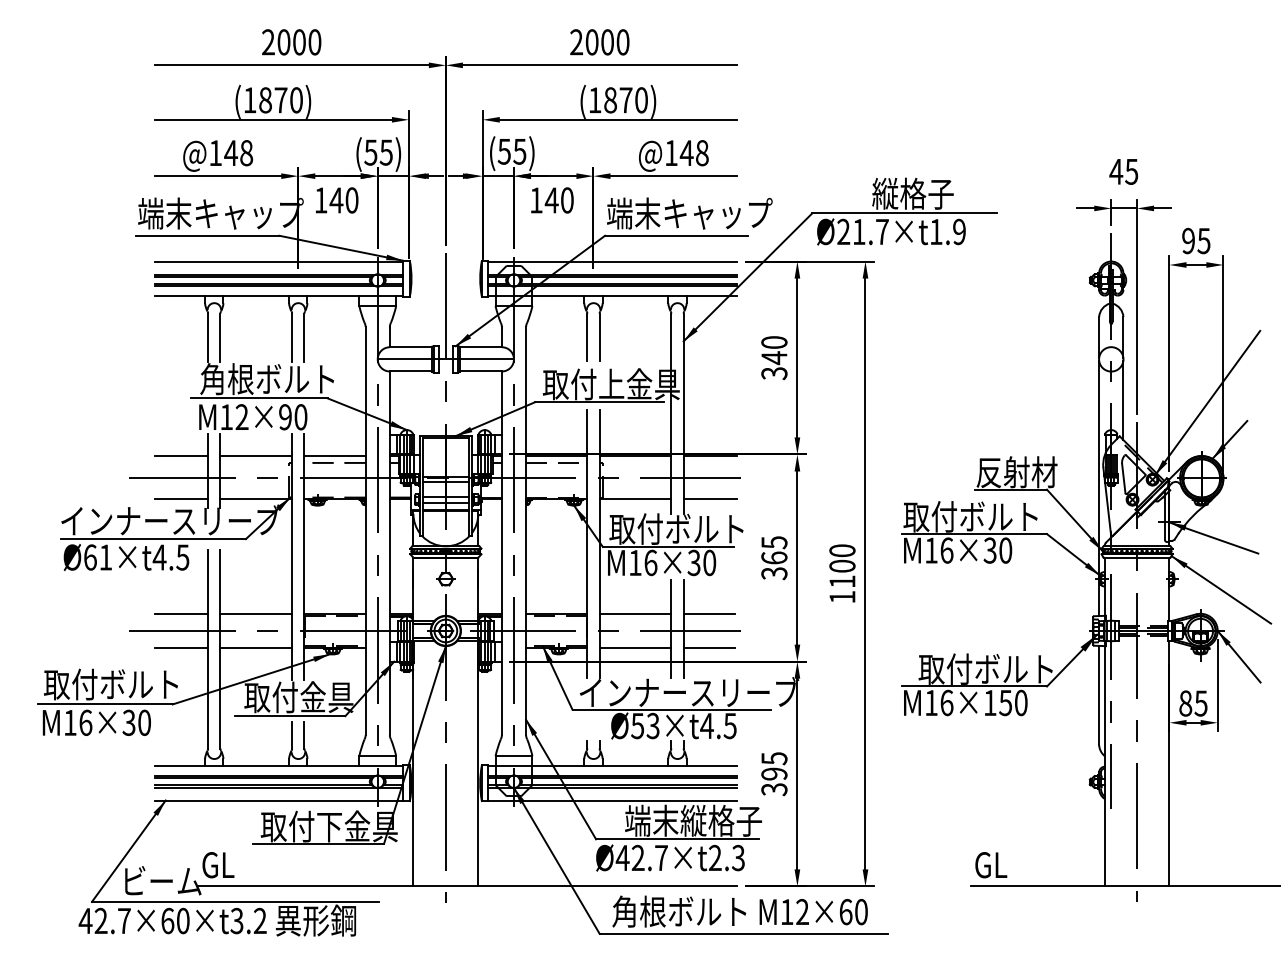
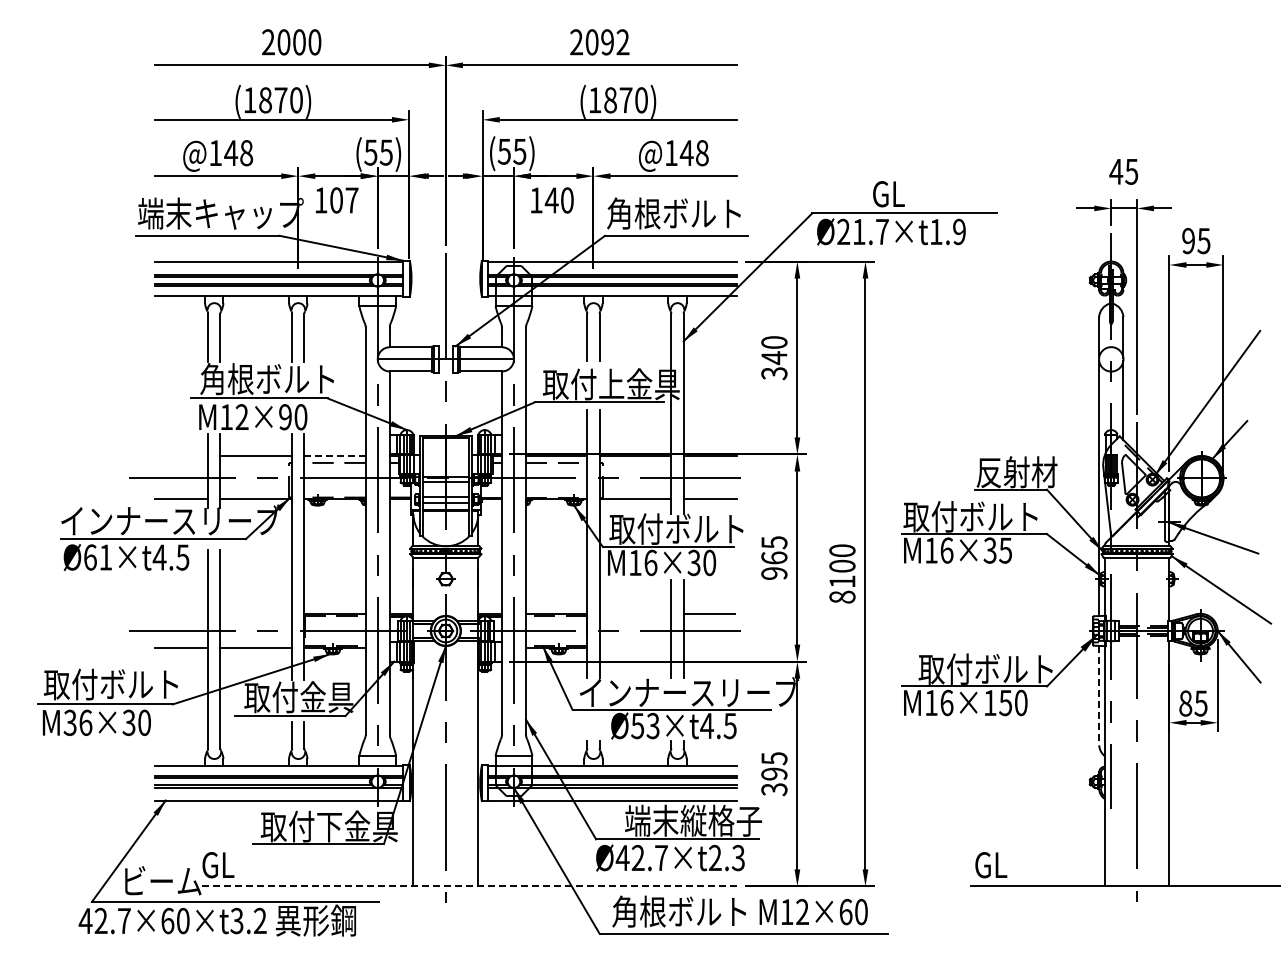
text: 2000 -> 2092 (615, 42)
text: 縦格子 -> GL (912, 193)
text: 140 -> 107 (343, 200)
text: 端末キャップ -> 角根ボルト (689, 213)
line: present -> none (181, 456)
line: solid -> dashed (335, 456)
text: M16×30 -> M16×35 (1005, 550)
text: 365 -> 965 (774, 573)
text: 1100 -> 8100 (842, 596)
line: present -> none (181, 613)
line: present -> none (256, 613)
line: present -> none (635, 613)
line: present -> none (635, 648)
line: present -> none (709, 648)
line: solid -> dashed (1099, 695)
text: M16×30 -> M36×30 (69, 722)
line: solid -> dashed (467, 886)
